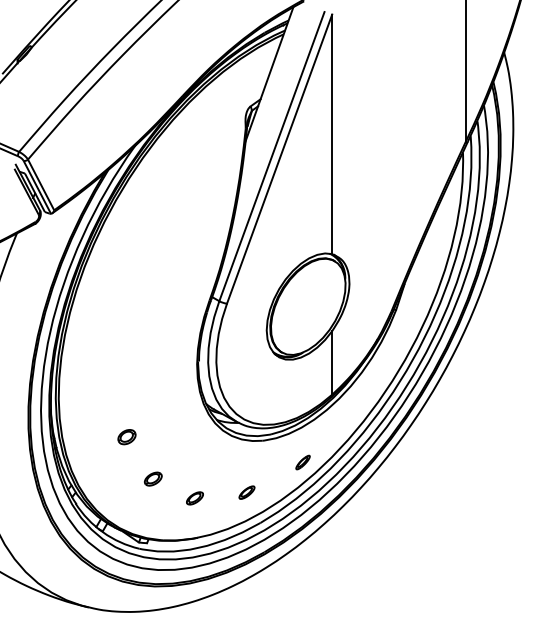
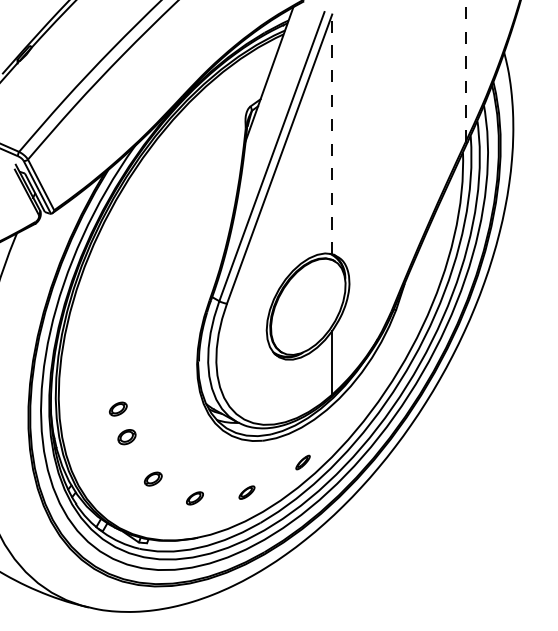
line: solid -> dashed (465, 71)
line: solid -> dashed (332, 134)
part: none -> present (118, 408)
